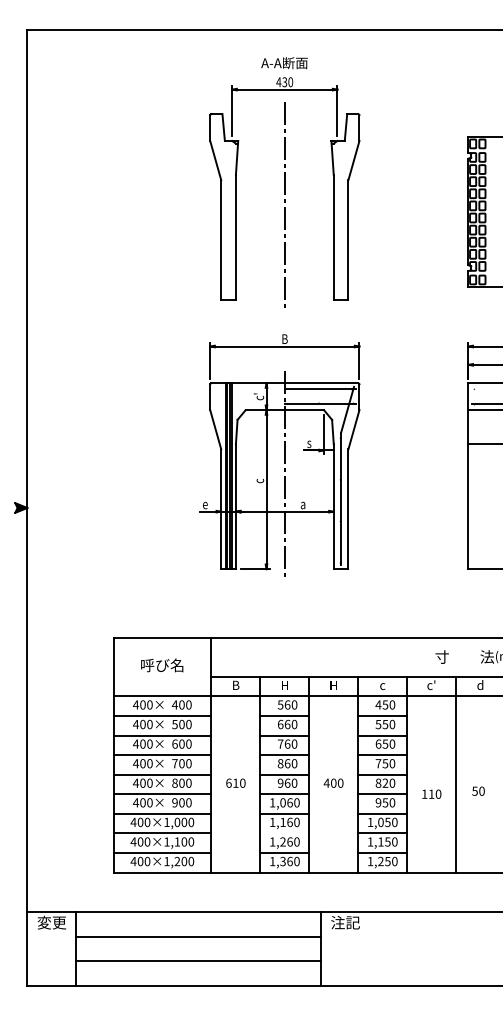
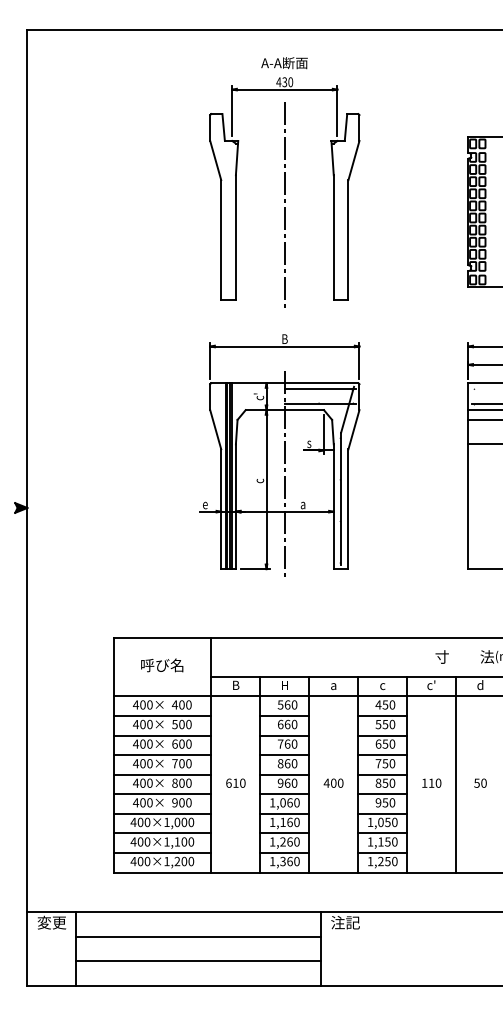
line: none -> present (483, 419)
text: H -> a (333, 685)
text: 820 -> 850 (385, 782)
text position: (478, 790) -> (480, 782) (480, 782)
text position: (431, 793) -> (431, 782) (431, 782)
line: none -> present (284, 833)
